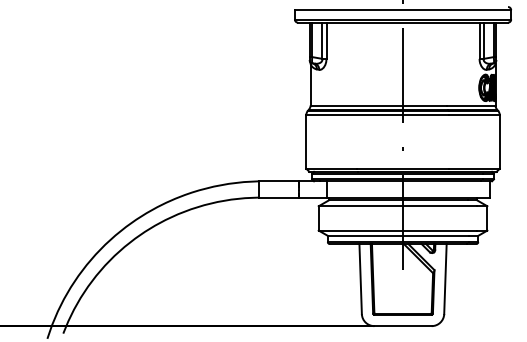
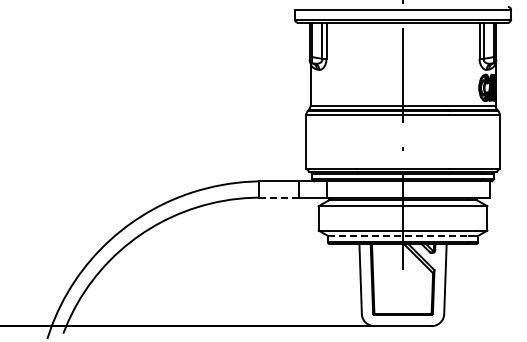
line: solid -> dashed (279, 197)
line: solid -> dashed (398, 235)
